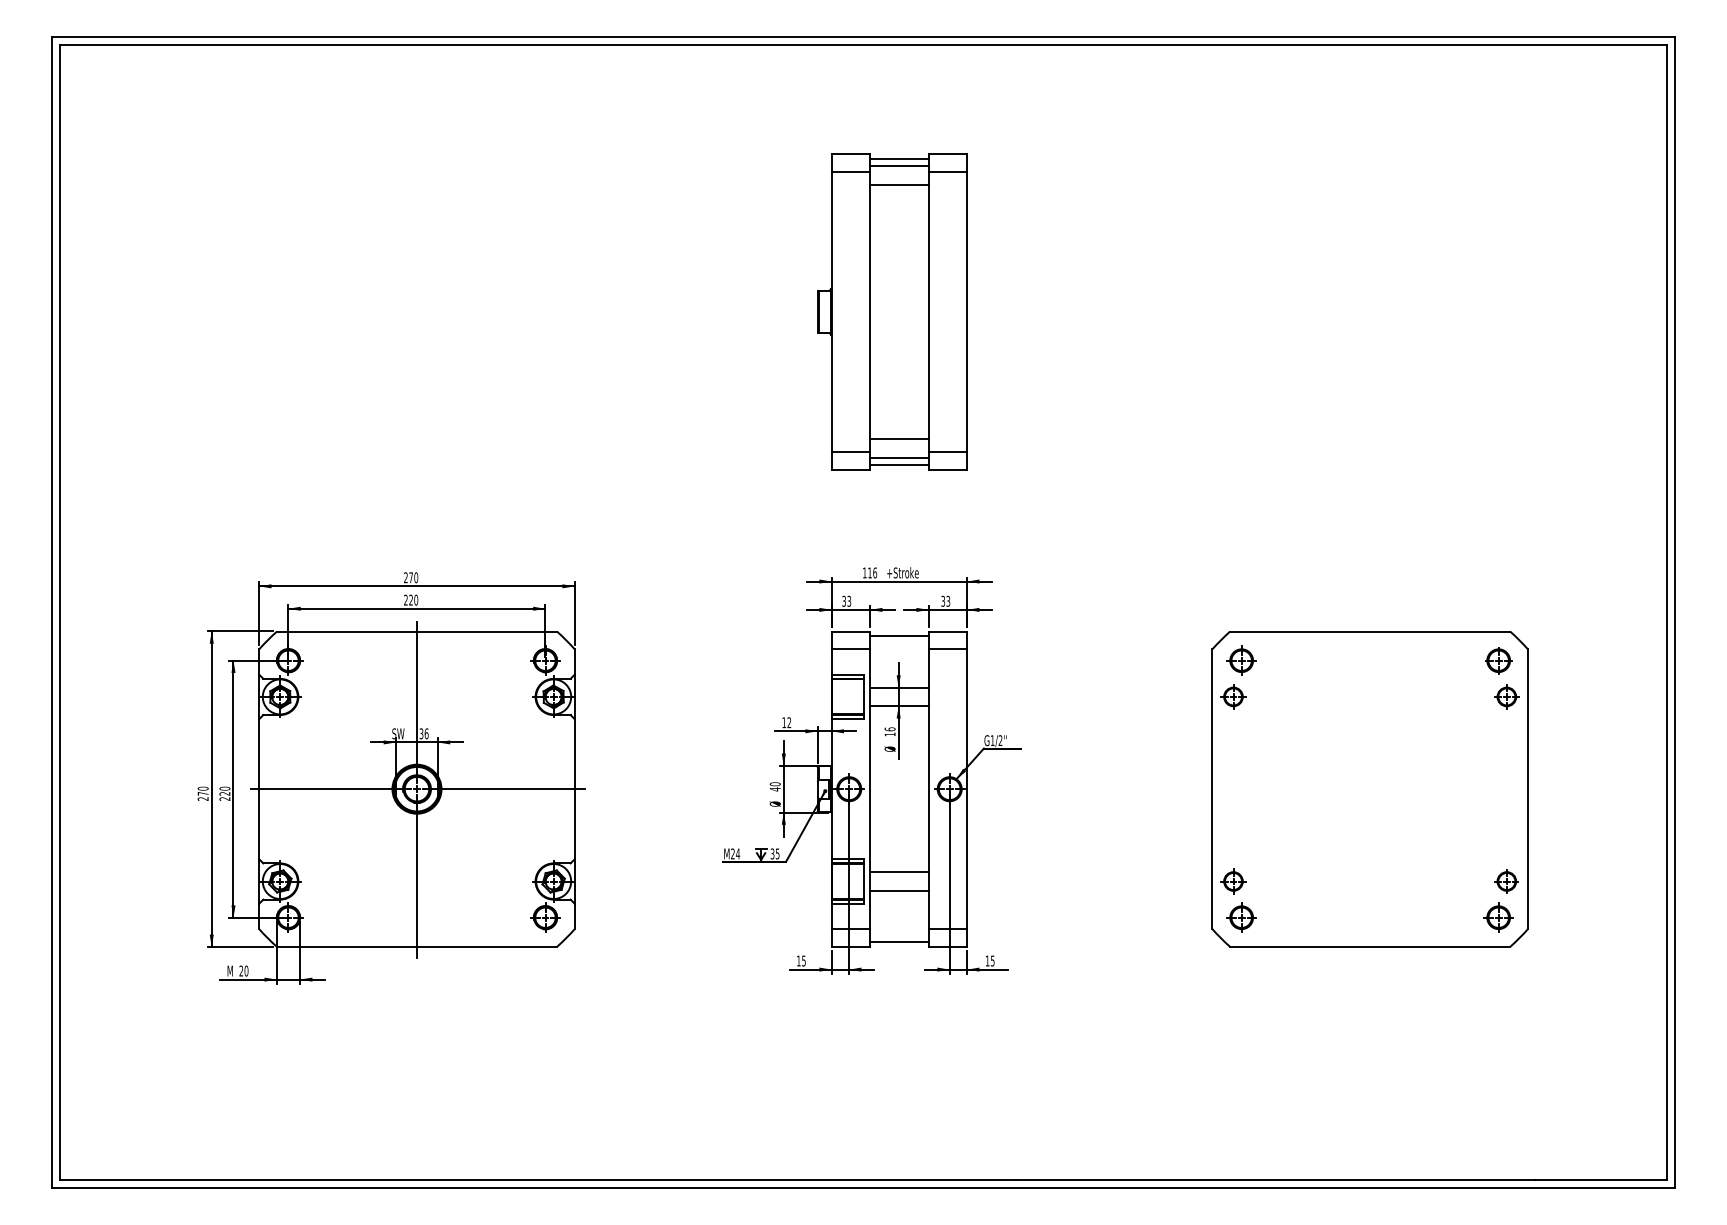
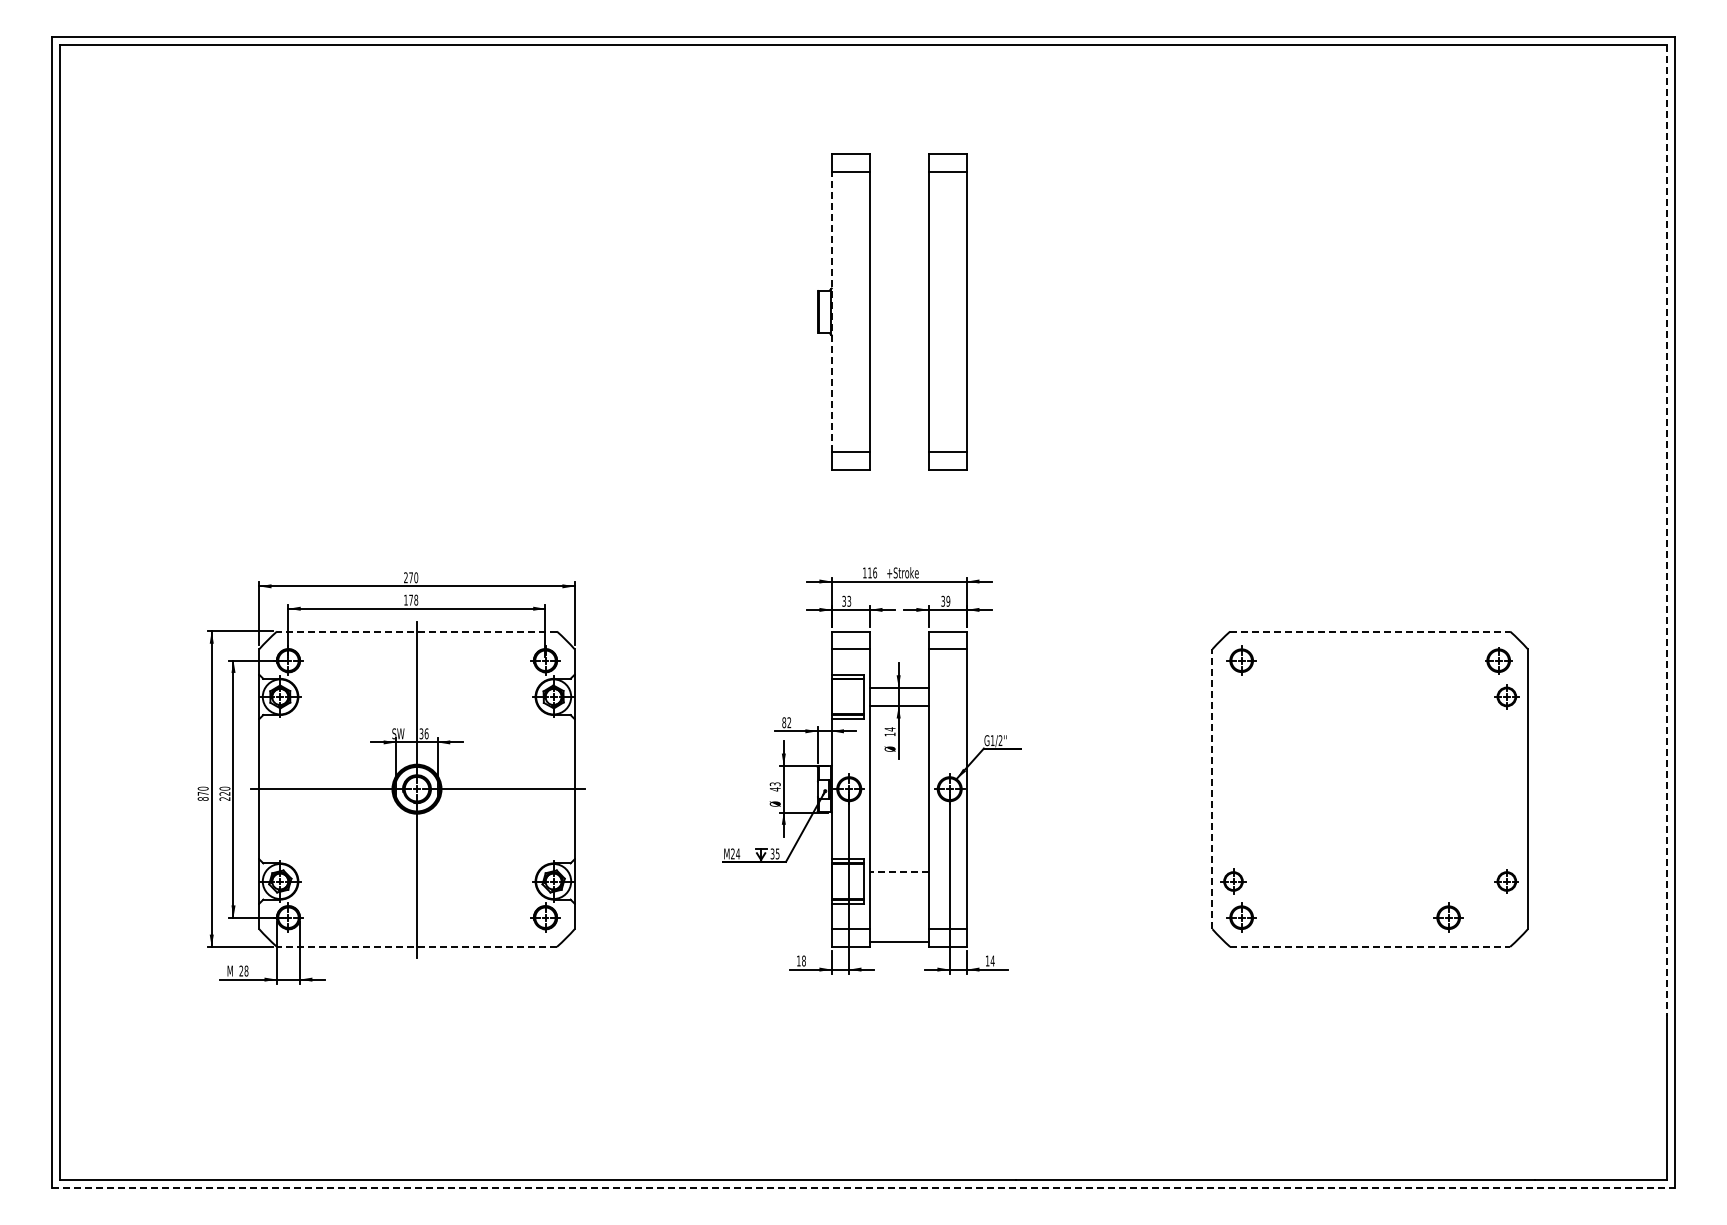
line: present -> none (899, 158)
line: present -> none (899, 165)
line: present -> none (899, 184)
line: solid -> dashed (831, 311)
line: present -> none (899, 439)
line: present -> none (899, 457)
line: present -> none (899, 464)
line: solid -> dashed (1667, 531)
text: 220 -> 178 (411, 599)
text: 33 -> 39 (948, 601)
line: solid -> dashed (417, 631)
line: solid -> dashed (1370, 631)
line: present -> none (899, 636)
part: present -> none (1233, 696)
text: 12 -> 82 (784, 722)
text: 16 -> 14 (889, 729)
text: 40 -> 43 (775, 784)
line: solid -> dashed (1212, 789)
text: 270 -> 870 (203, 798)
line: solid -> dashed (898, 872)
line: present -> none (899, 890)
part position: (1498, 917) -> (1448, 917) (1448, 917)
line: solid -> dashed (417, 946)
line: solid -> dashed (1370, 946)
text: 15 -> 18 (803, 960)
text: 15 -> 14 (992, 960)
text: 20 -> 28 (246, 971)
line: solid -> dashed (863, 1188)
